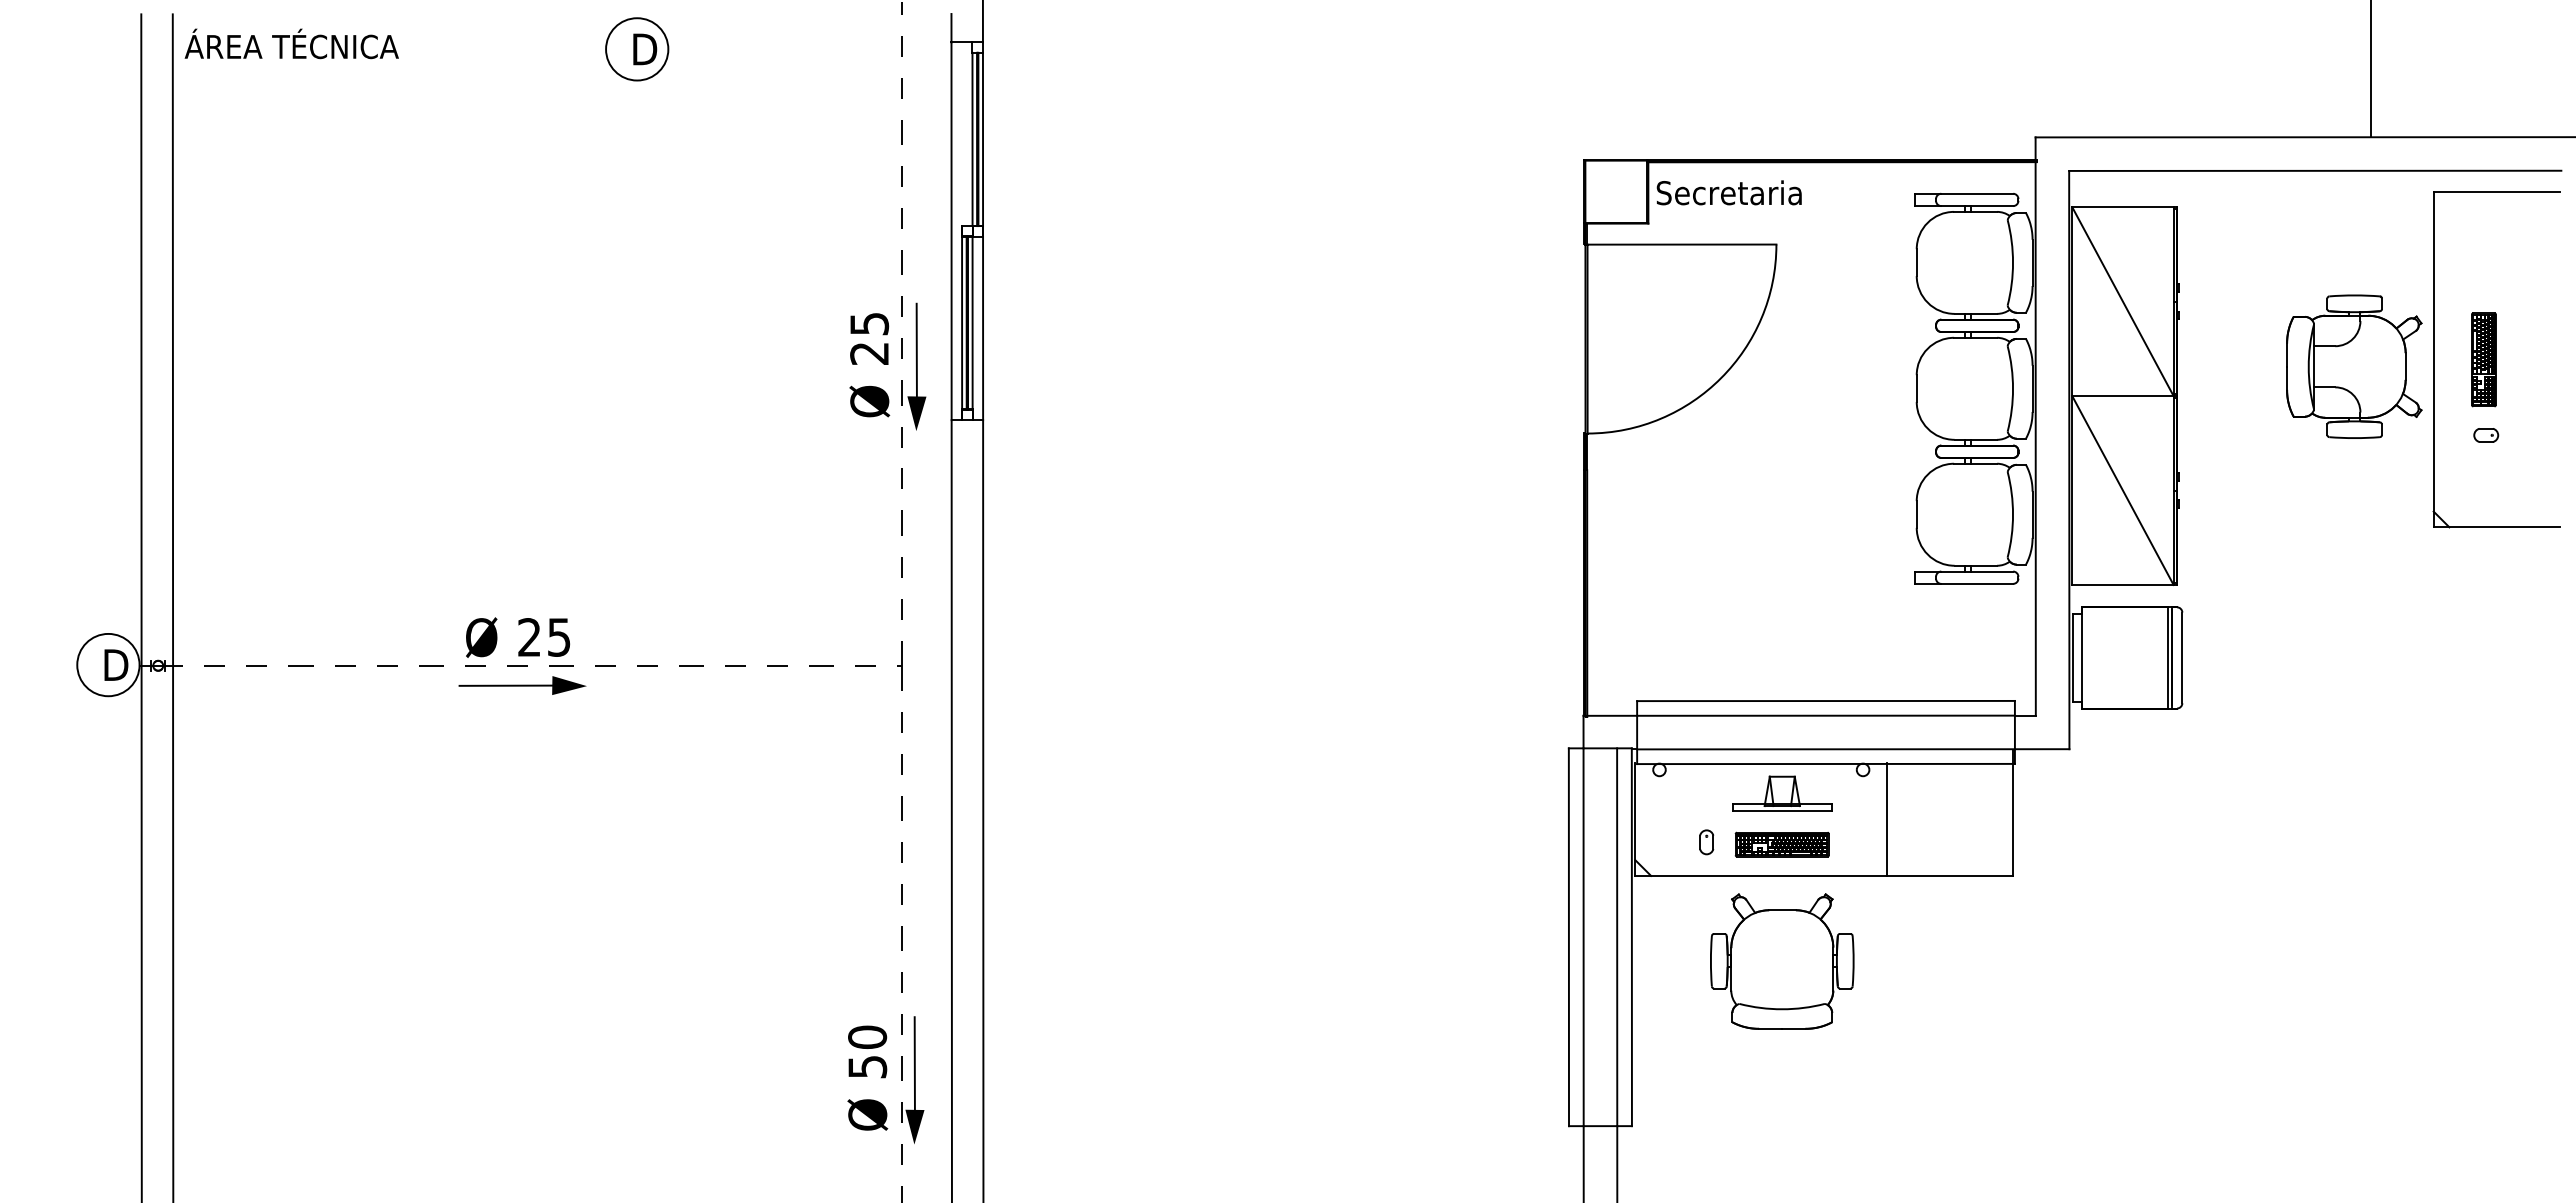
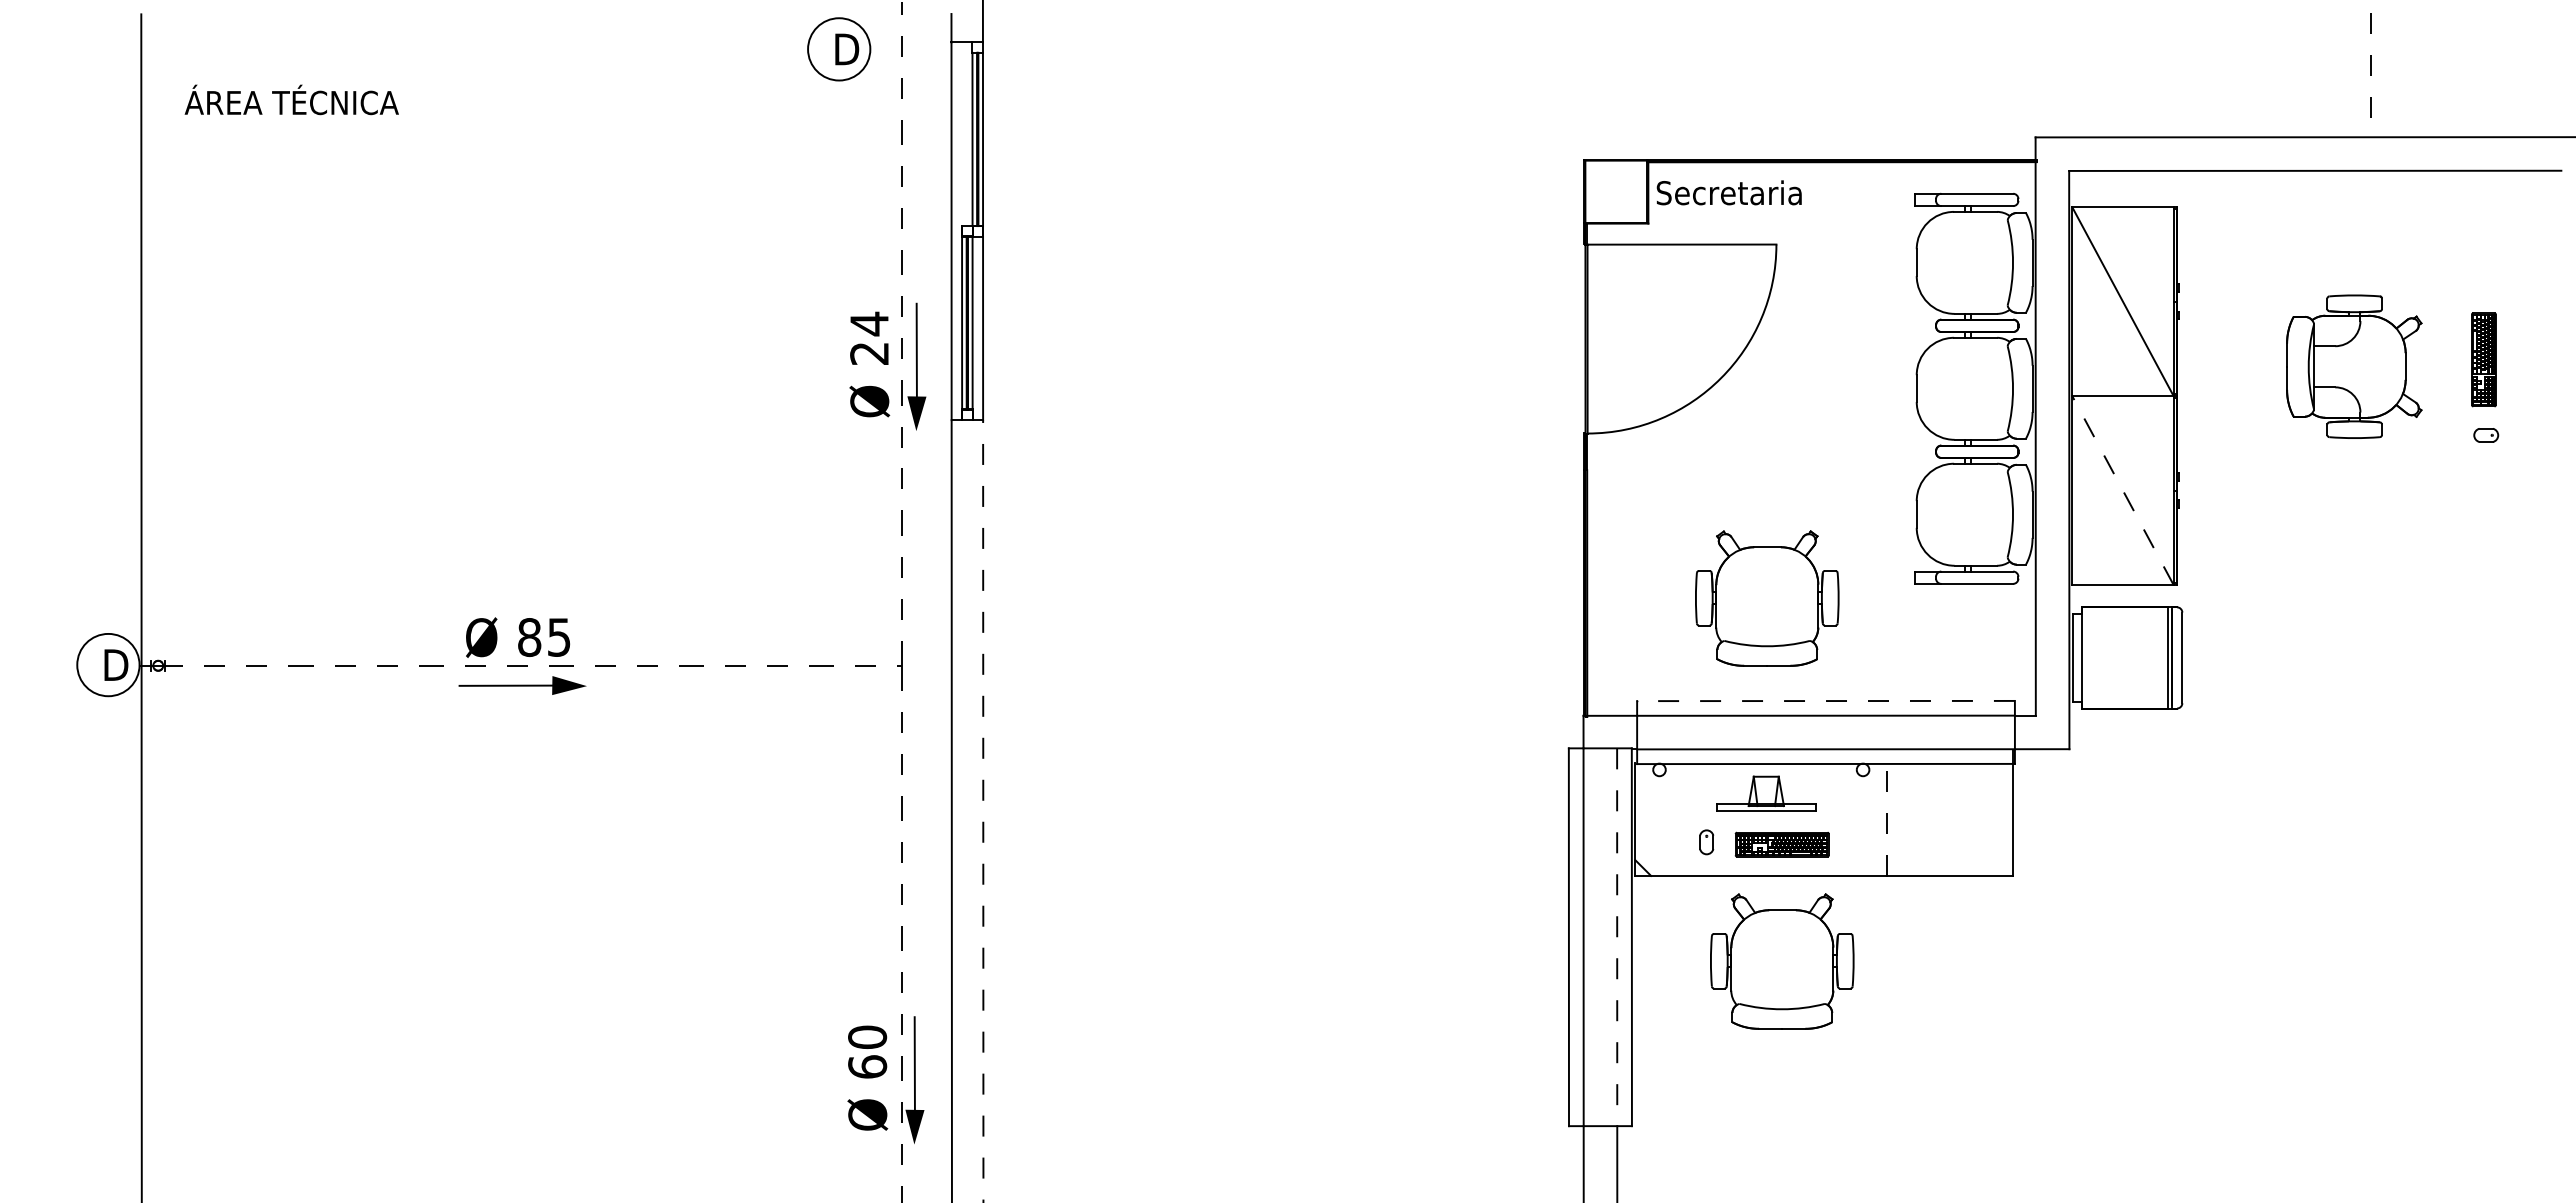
text position: (291, 43) -> (291, 99) (291, 99)
part position: (637, 49) -> (839, 49) (839, 49)
line: solid -> dashed (2370, 69)
text: 25 -> 24 (869, 323)
part: present -> none (2434, 359)
line: solid -> dashed (2122, 490)
part: none -> present (1767, 598)
line: present -> none (172, 606)
text: 25 -> 85 (529, 637)
line: solid -> dashed (1826, 701)
part position: (1782, 793) -> (1766, 793) (1766, 793)
line: solid -> dashed (983, 810)
line: solid -> dashed (1887, 819)
line: solid -> dashed (1617, 937)
text: 50 -> 60 (867, 1066)
